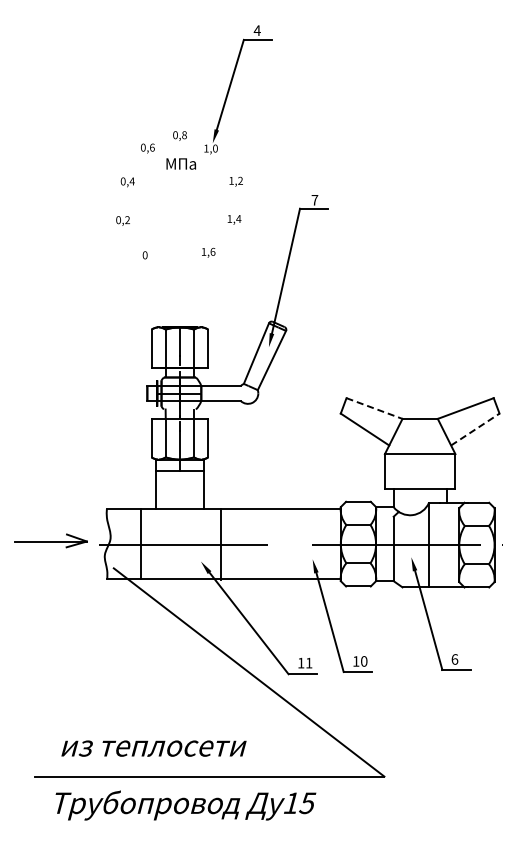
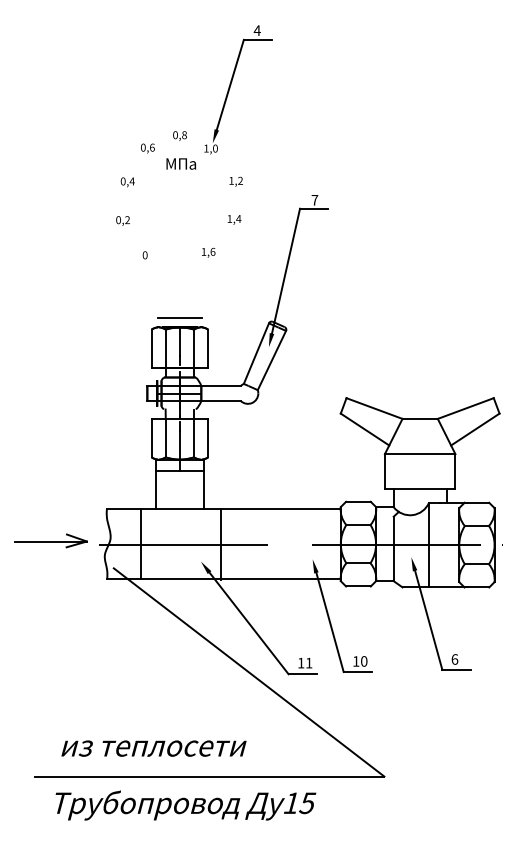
line: none -> present (179, 317)
line: dashed -> solid (374, 408)
line: dashed -> solid (475, 429)
